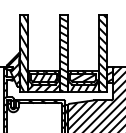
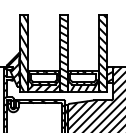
hatch: present -> none (43, 77)
hatch: present -> none (83, 77)
